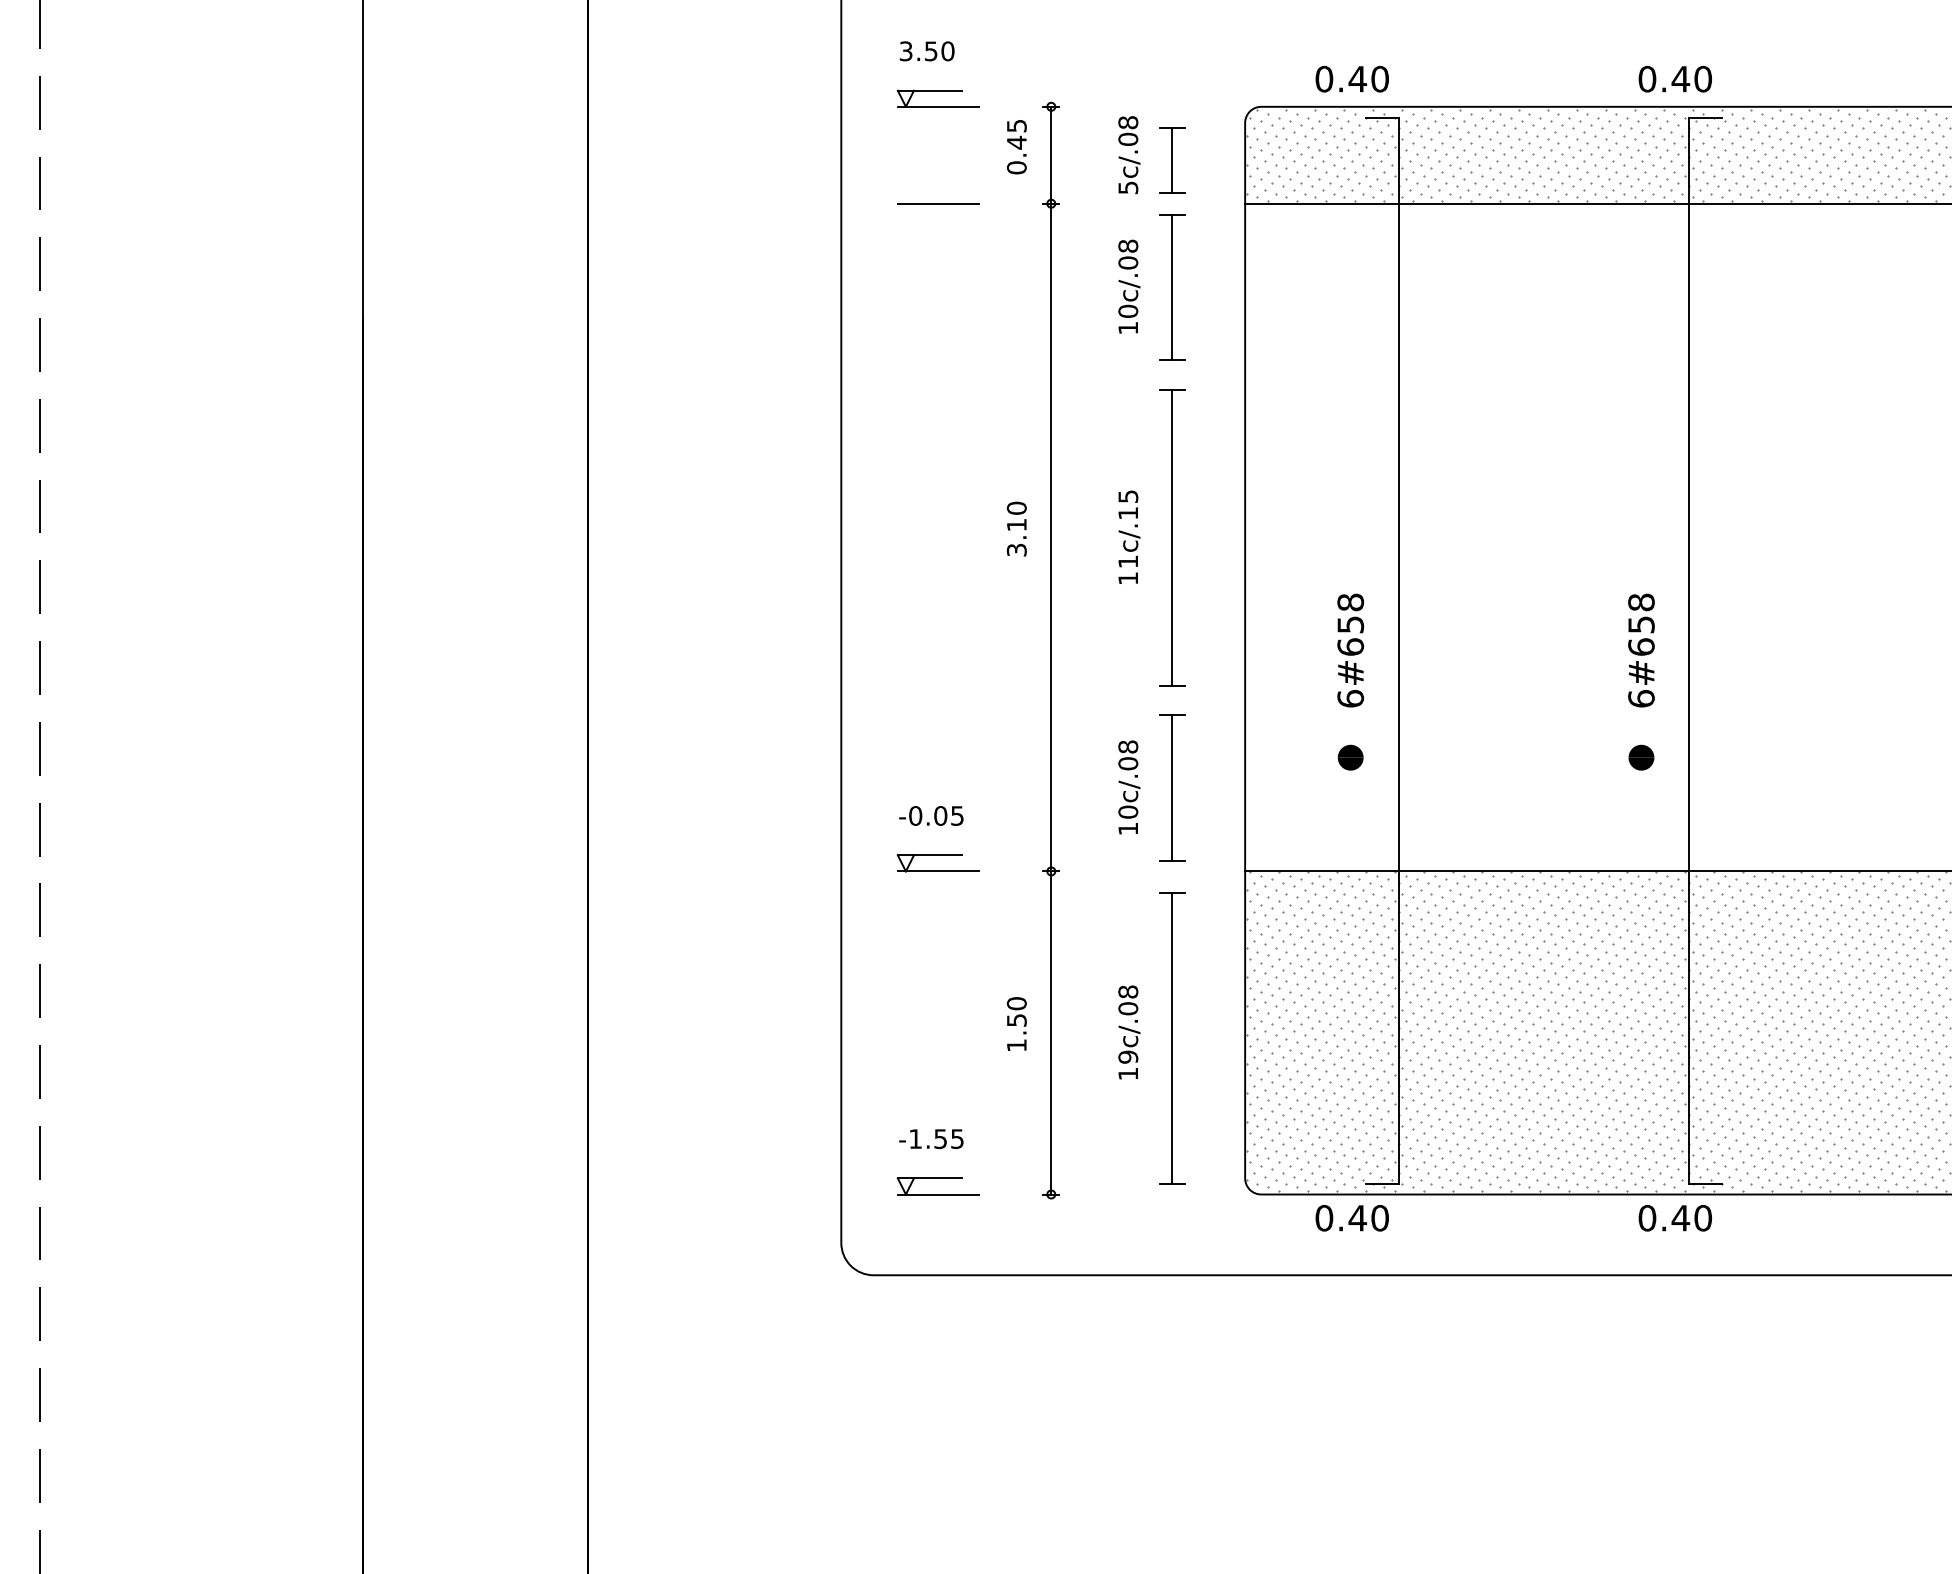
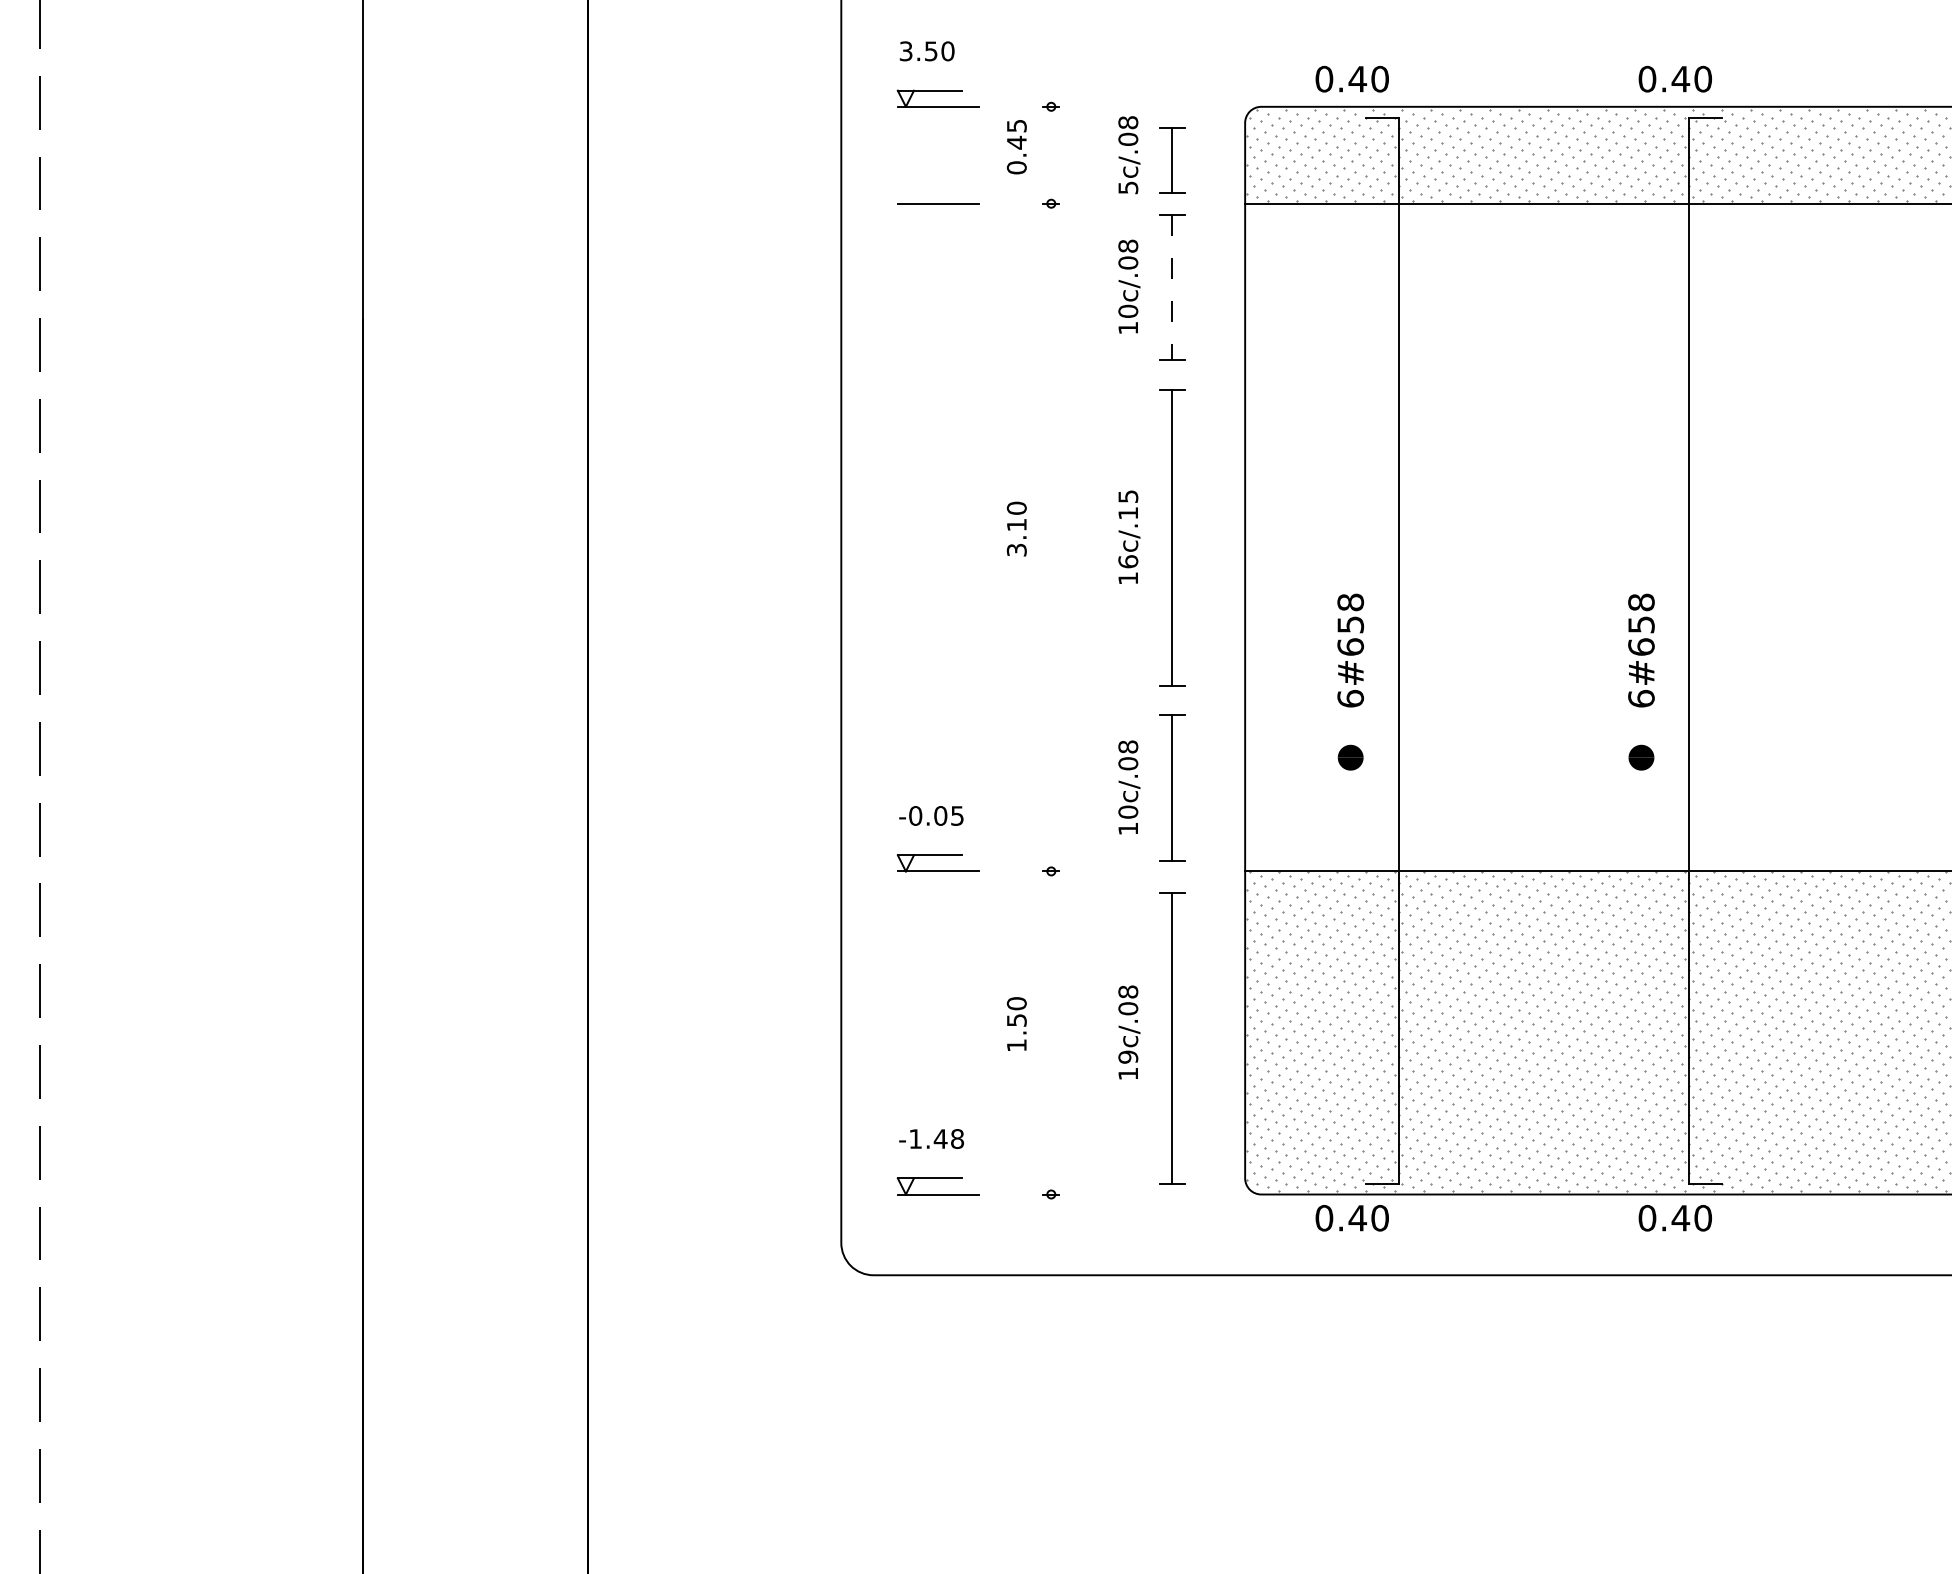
line: solid -> dashed (1172, 287)
text: 11c/.15 -> 16c/.15 (1128, 561)
line: present -> none (1051, 650)
text: -1.55 -> -1.48 (948, 1139)
